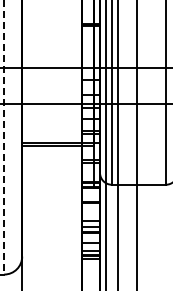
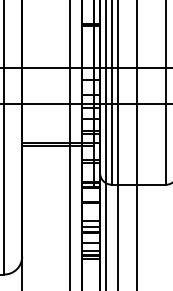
line: dashed -> solid (4, 137)
line: none -> present (70, 144)
